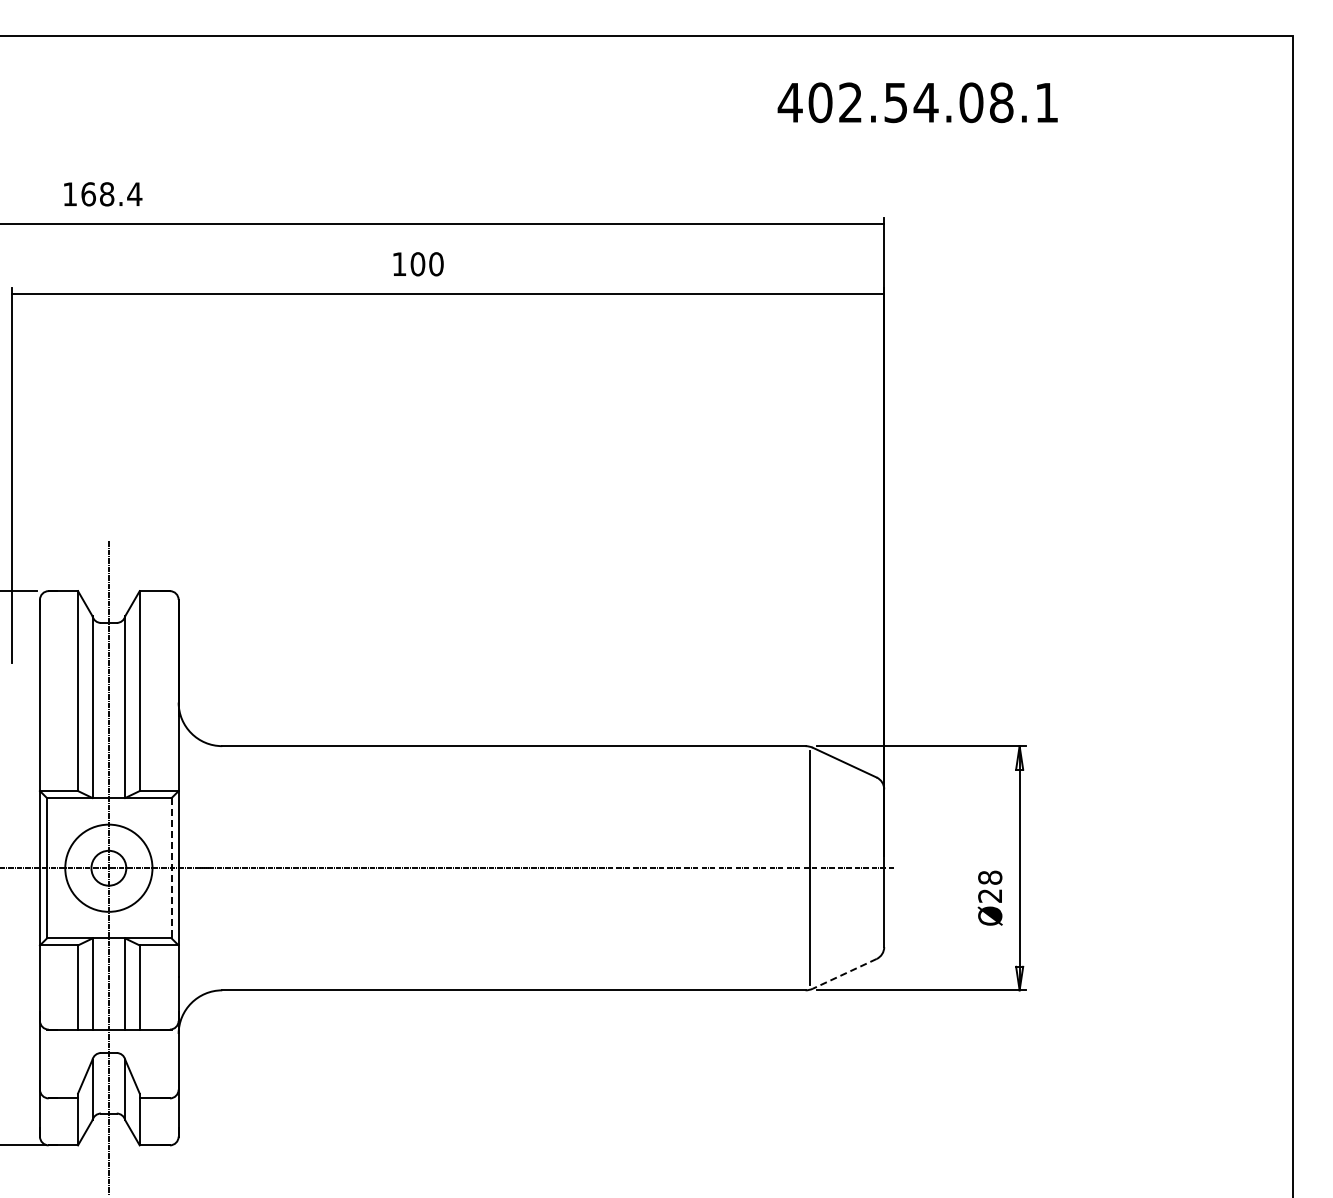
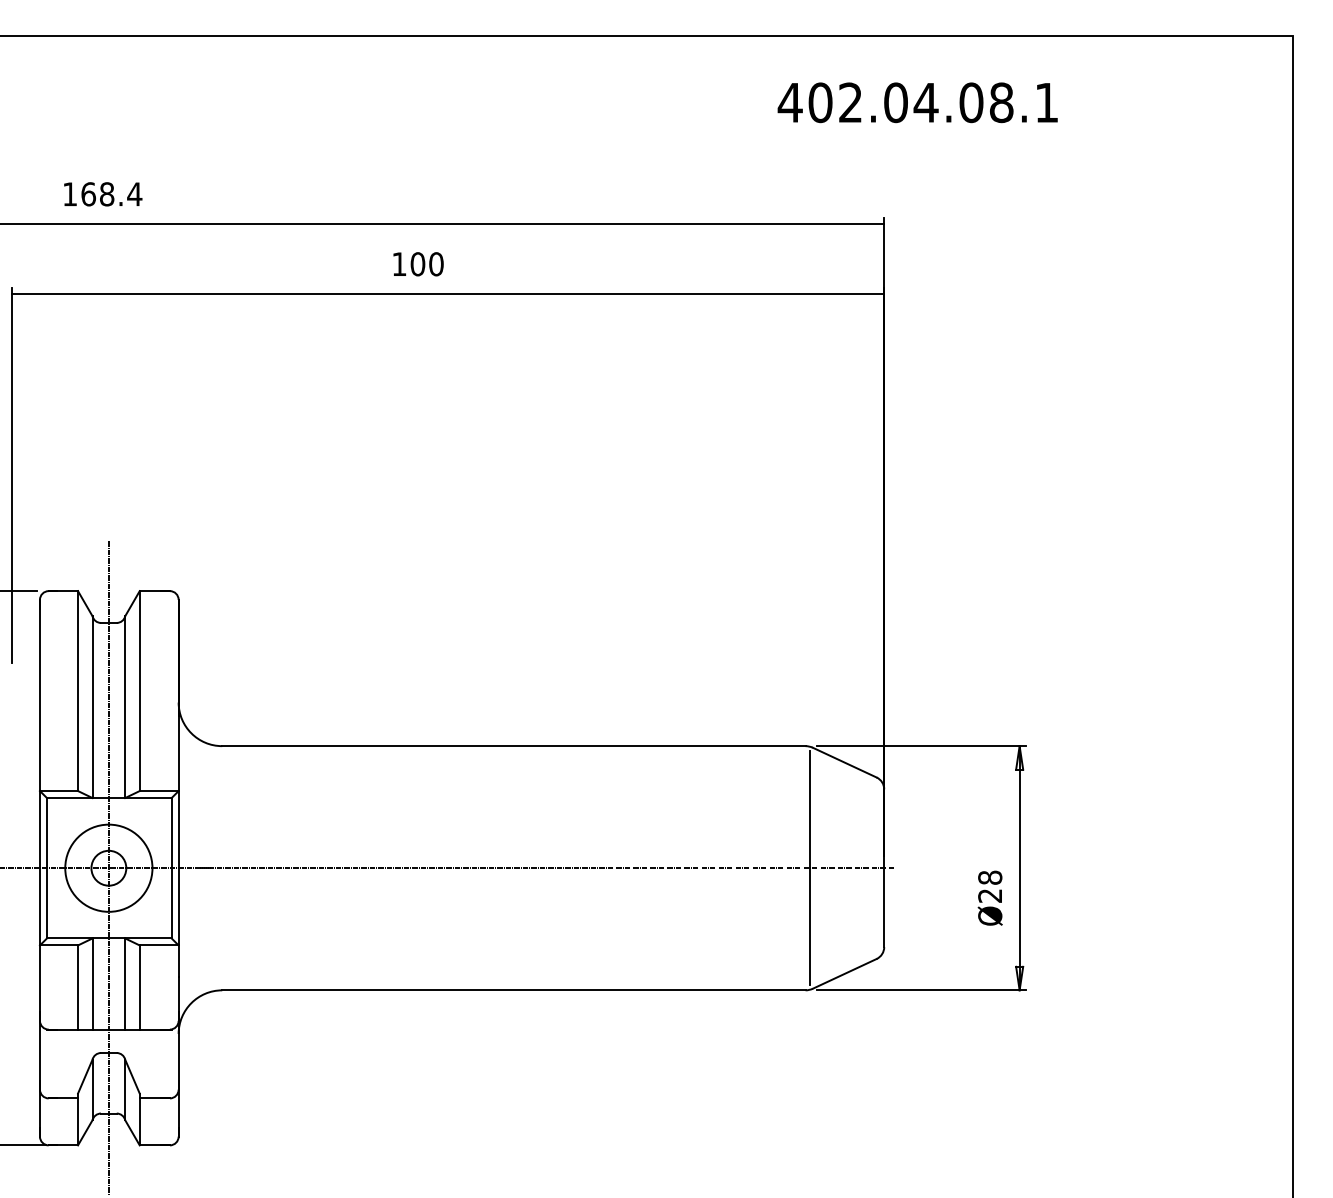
text: 402.54.08.1 -> 402.04.08.1 (895, 102)
line: dashed -> solid (171, 868)
line: dashed -> solid (844, 974)
